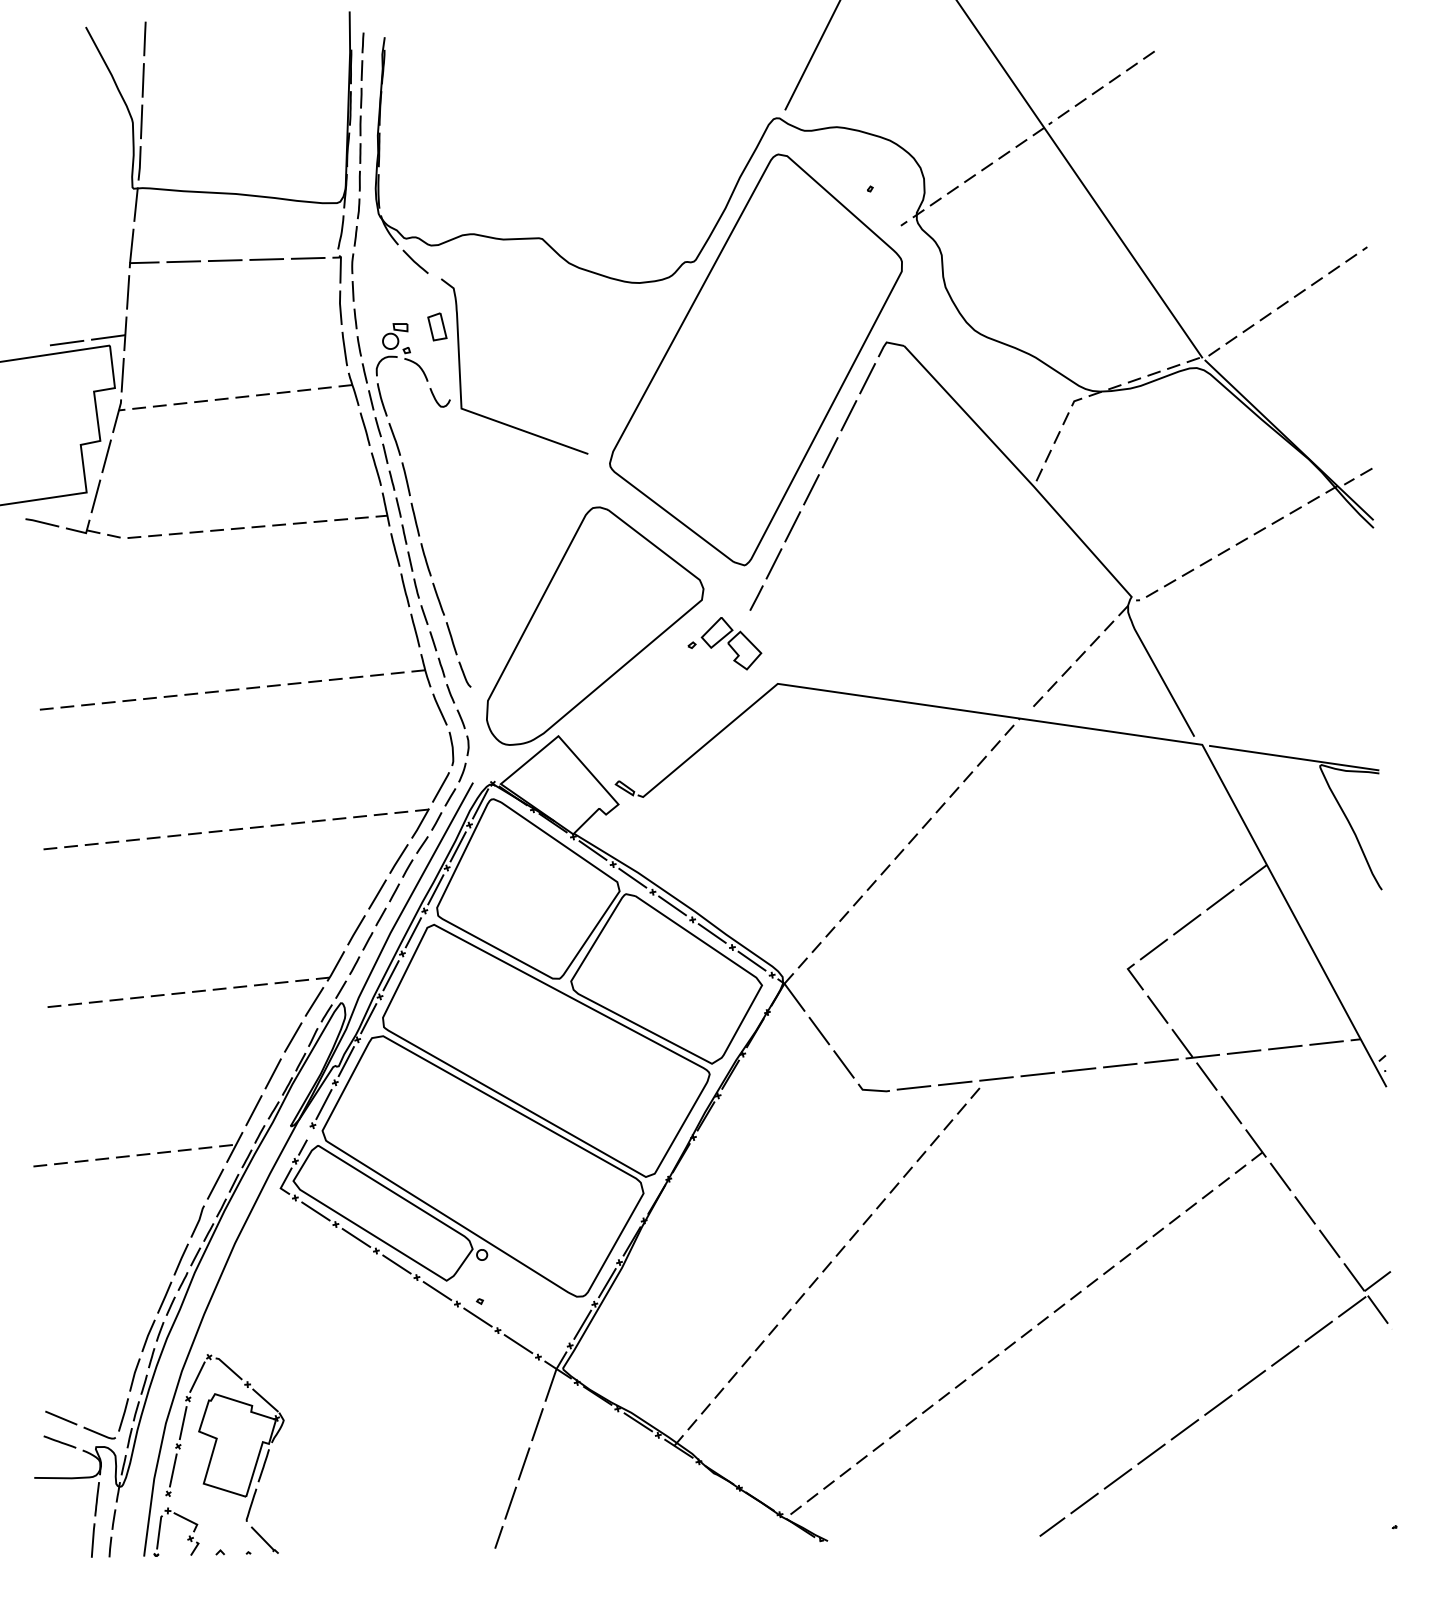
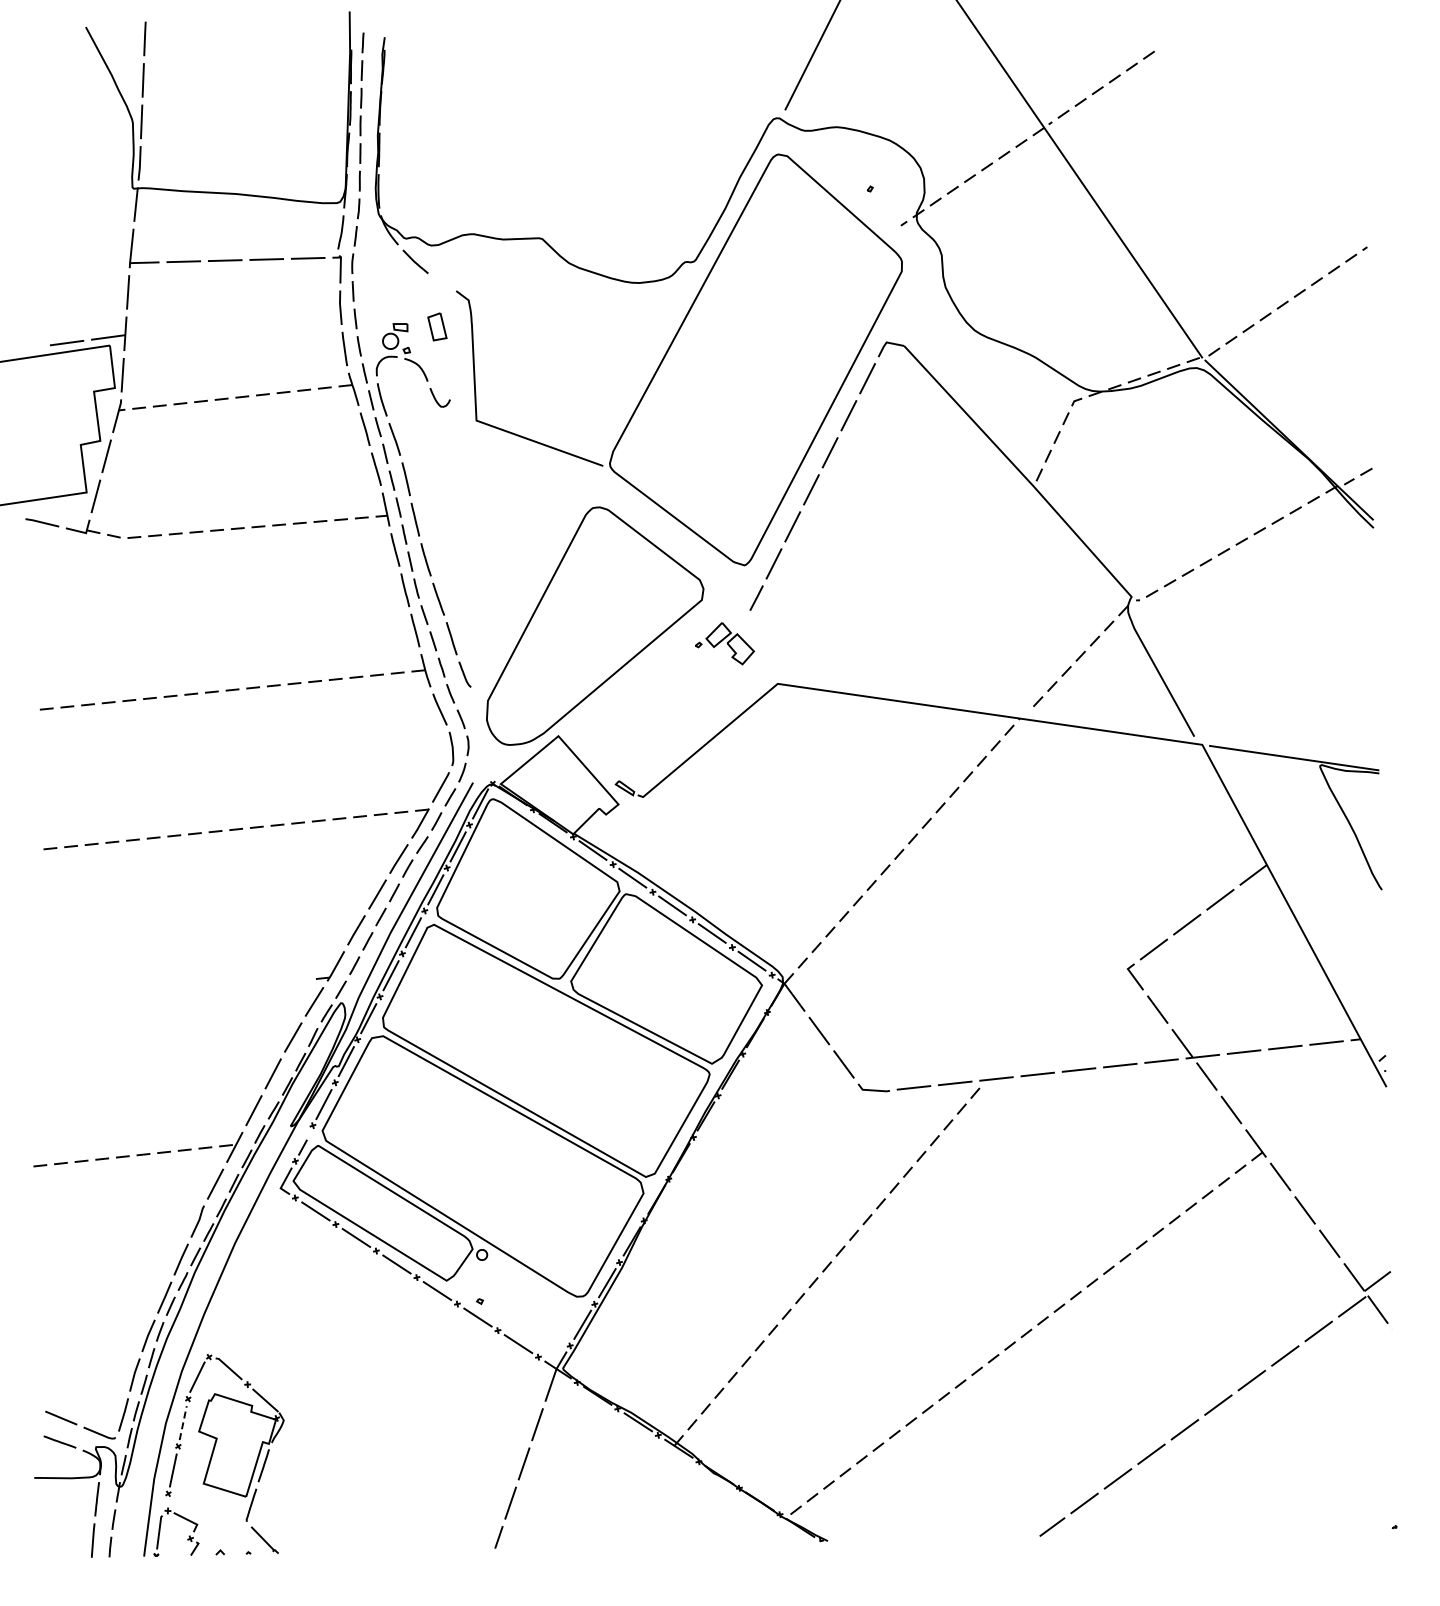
curve position: (460, 366) -> (475, 378) (475, 378)
part size: 76x54 px -> 60x44 px (724, 643)
part: present -> none (177, 992)
line: solid -> dashed (183, 1422)
